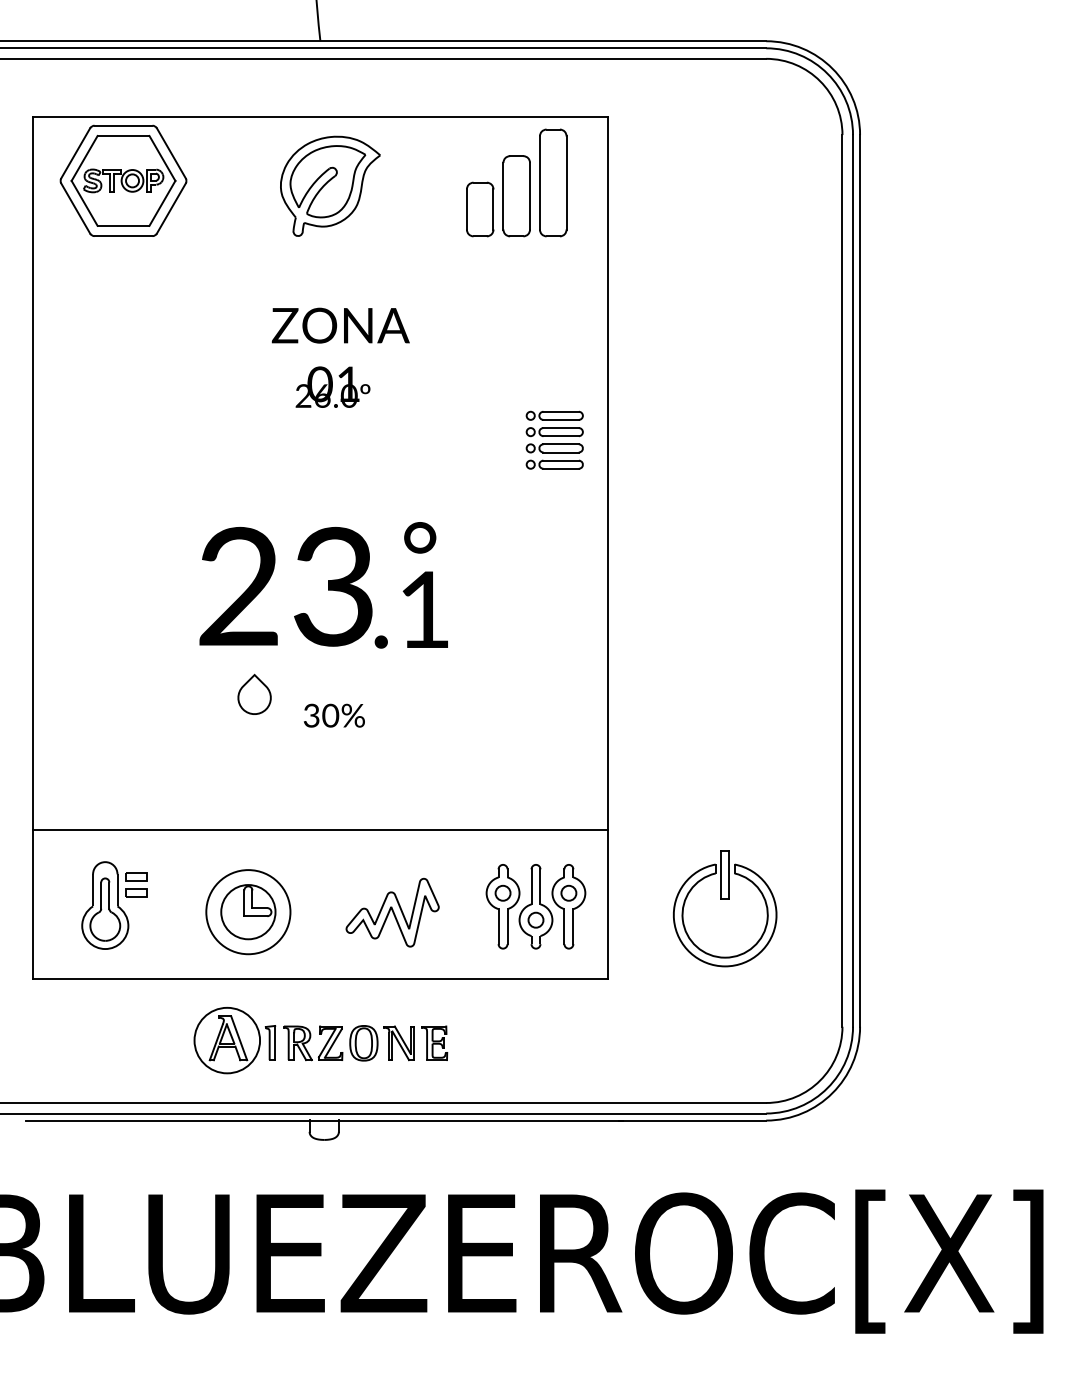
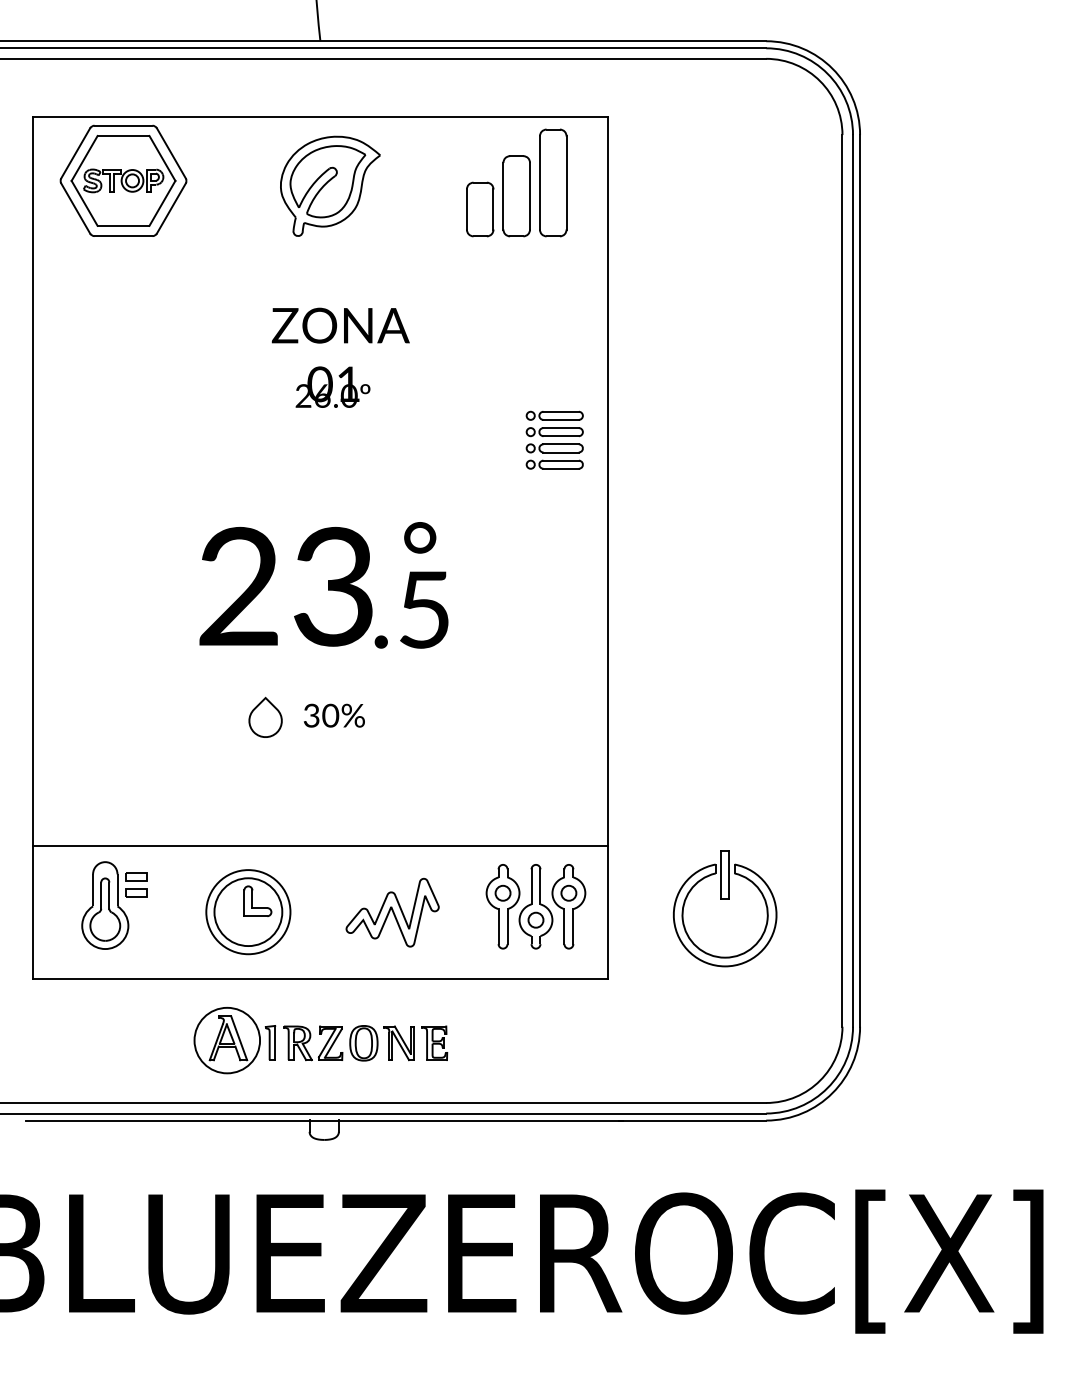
text: .1 -> .5 (424, 609)
part position: (254, 693) -> (265, 716) (265, 716)
line position: (319, 830) -> (319, 846) (319, 846)
circle diameter: 54 px -> 68 px (248, 912)
